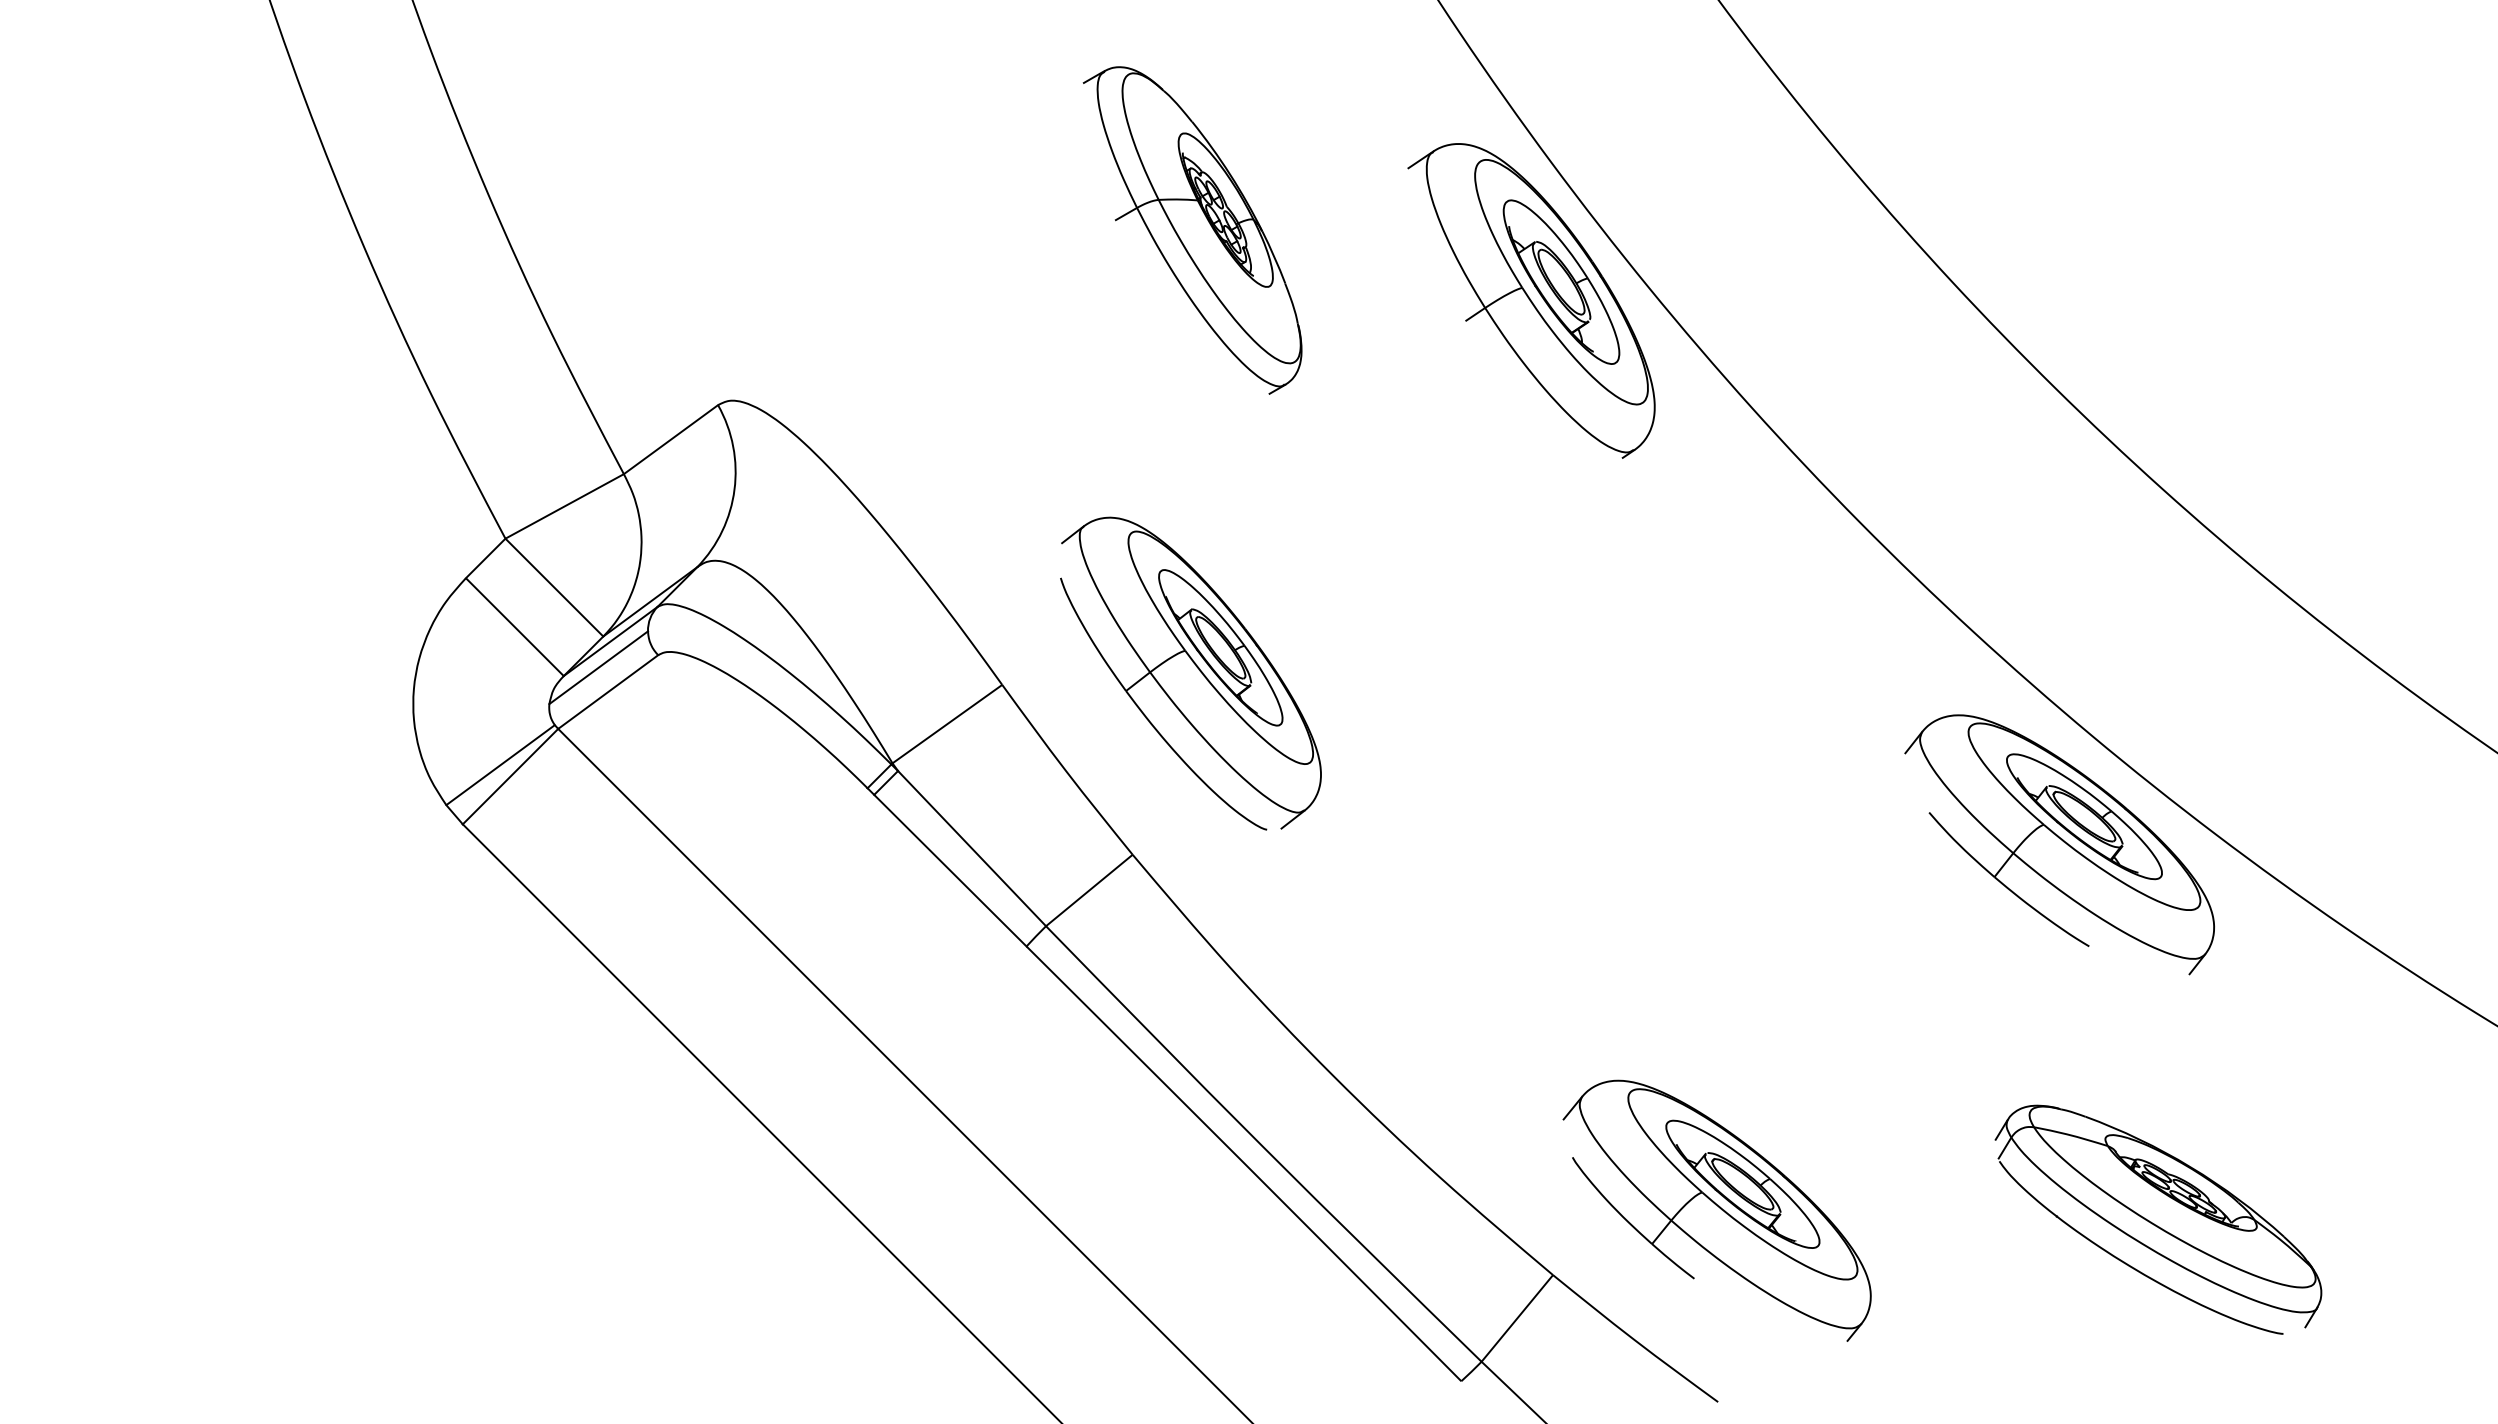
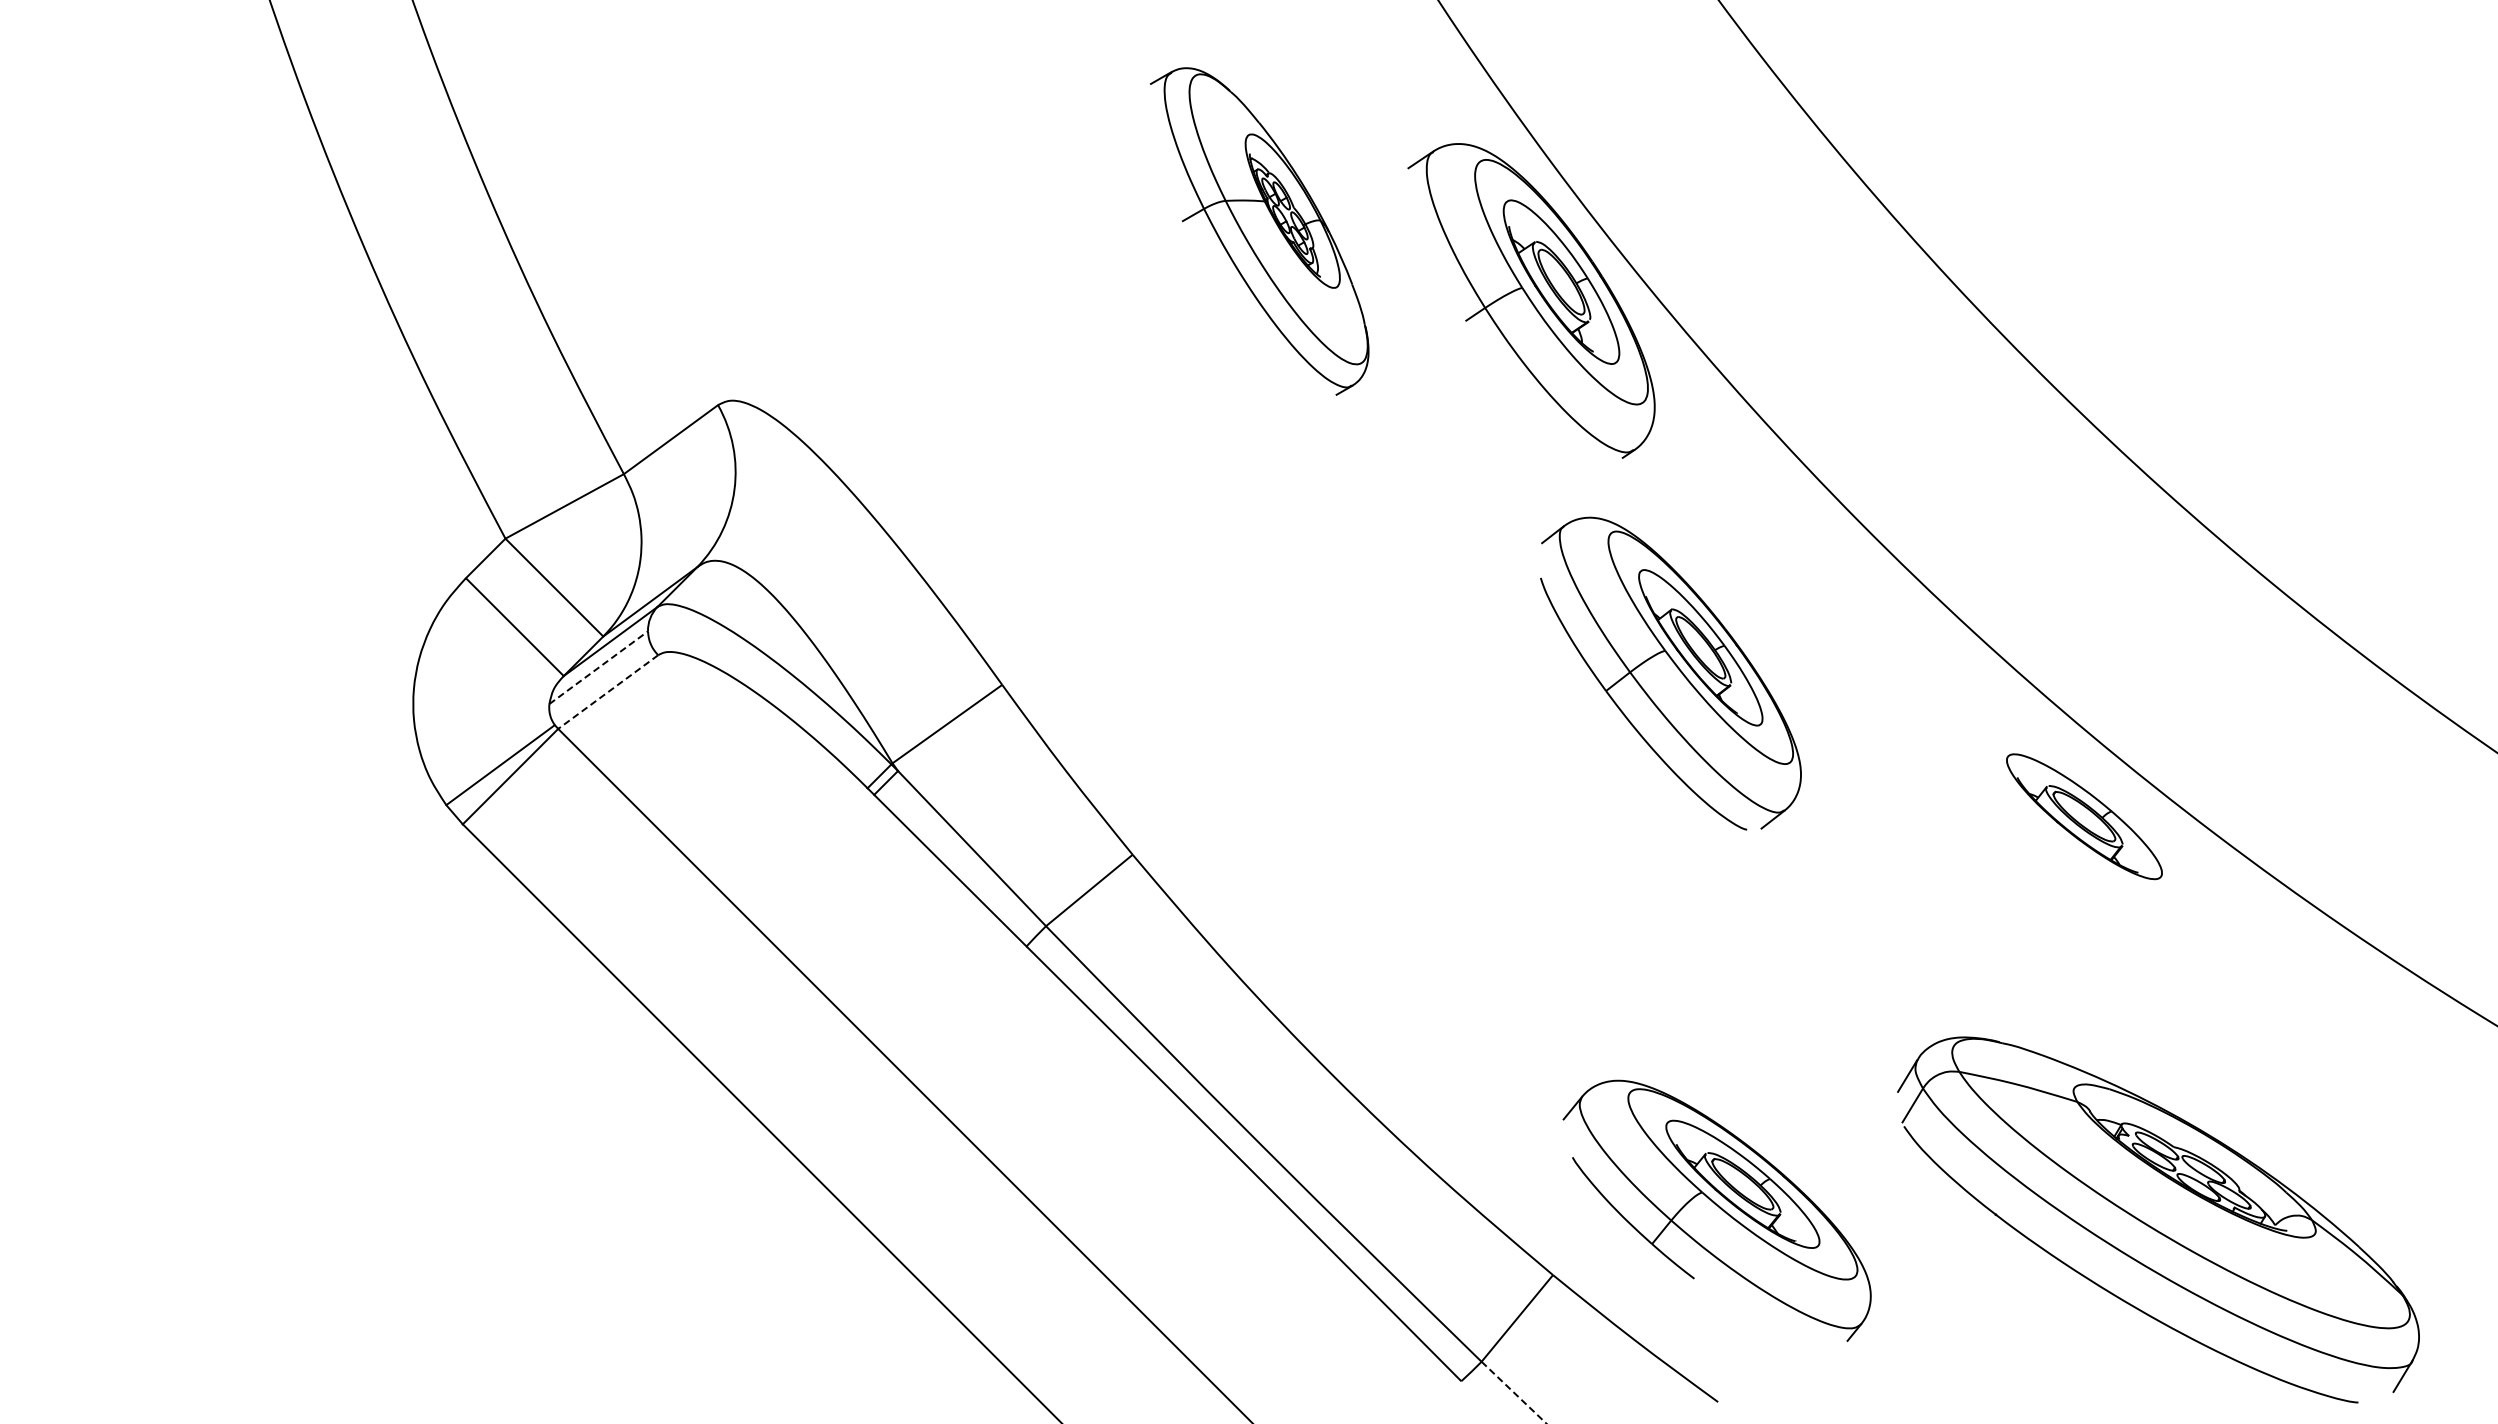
part position: (1192, 230) -> (1259, 231) (1259, 231)
line: solid -> dashed (599, 667)
part position: (1190, 673) -> (1670, 673) (1670, 673)
line: solid -> dashed (607, 692)
part: present -> none (2059, 844)
part size: 329x231 px -> 523x368 px (2158, 1219)
line: solid -> dashed (1514, 1392)
